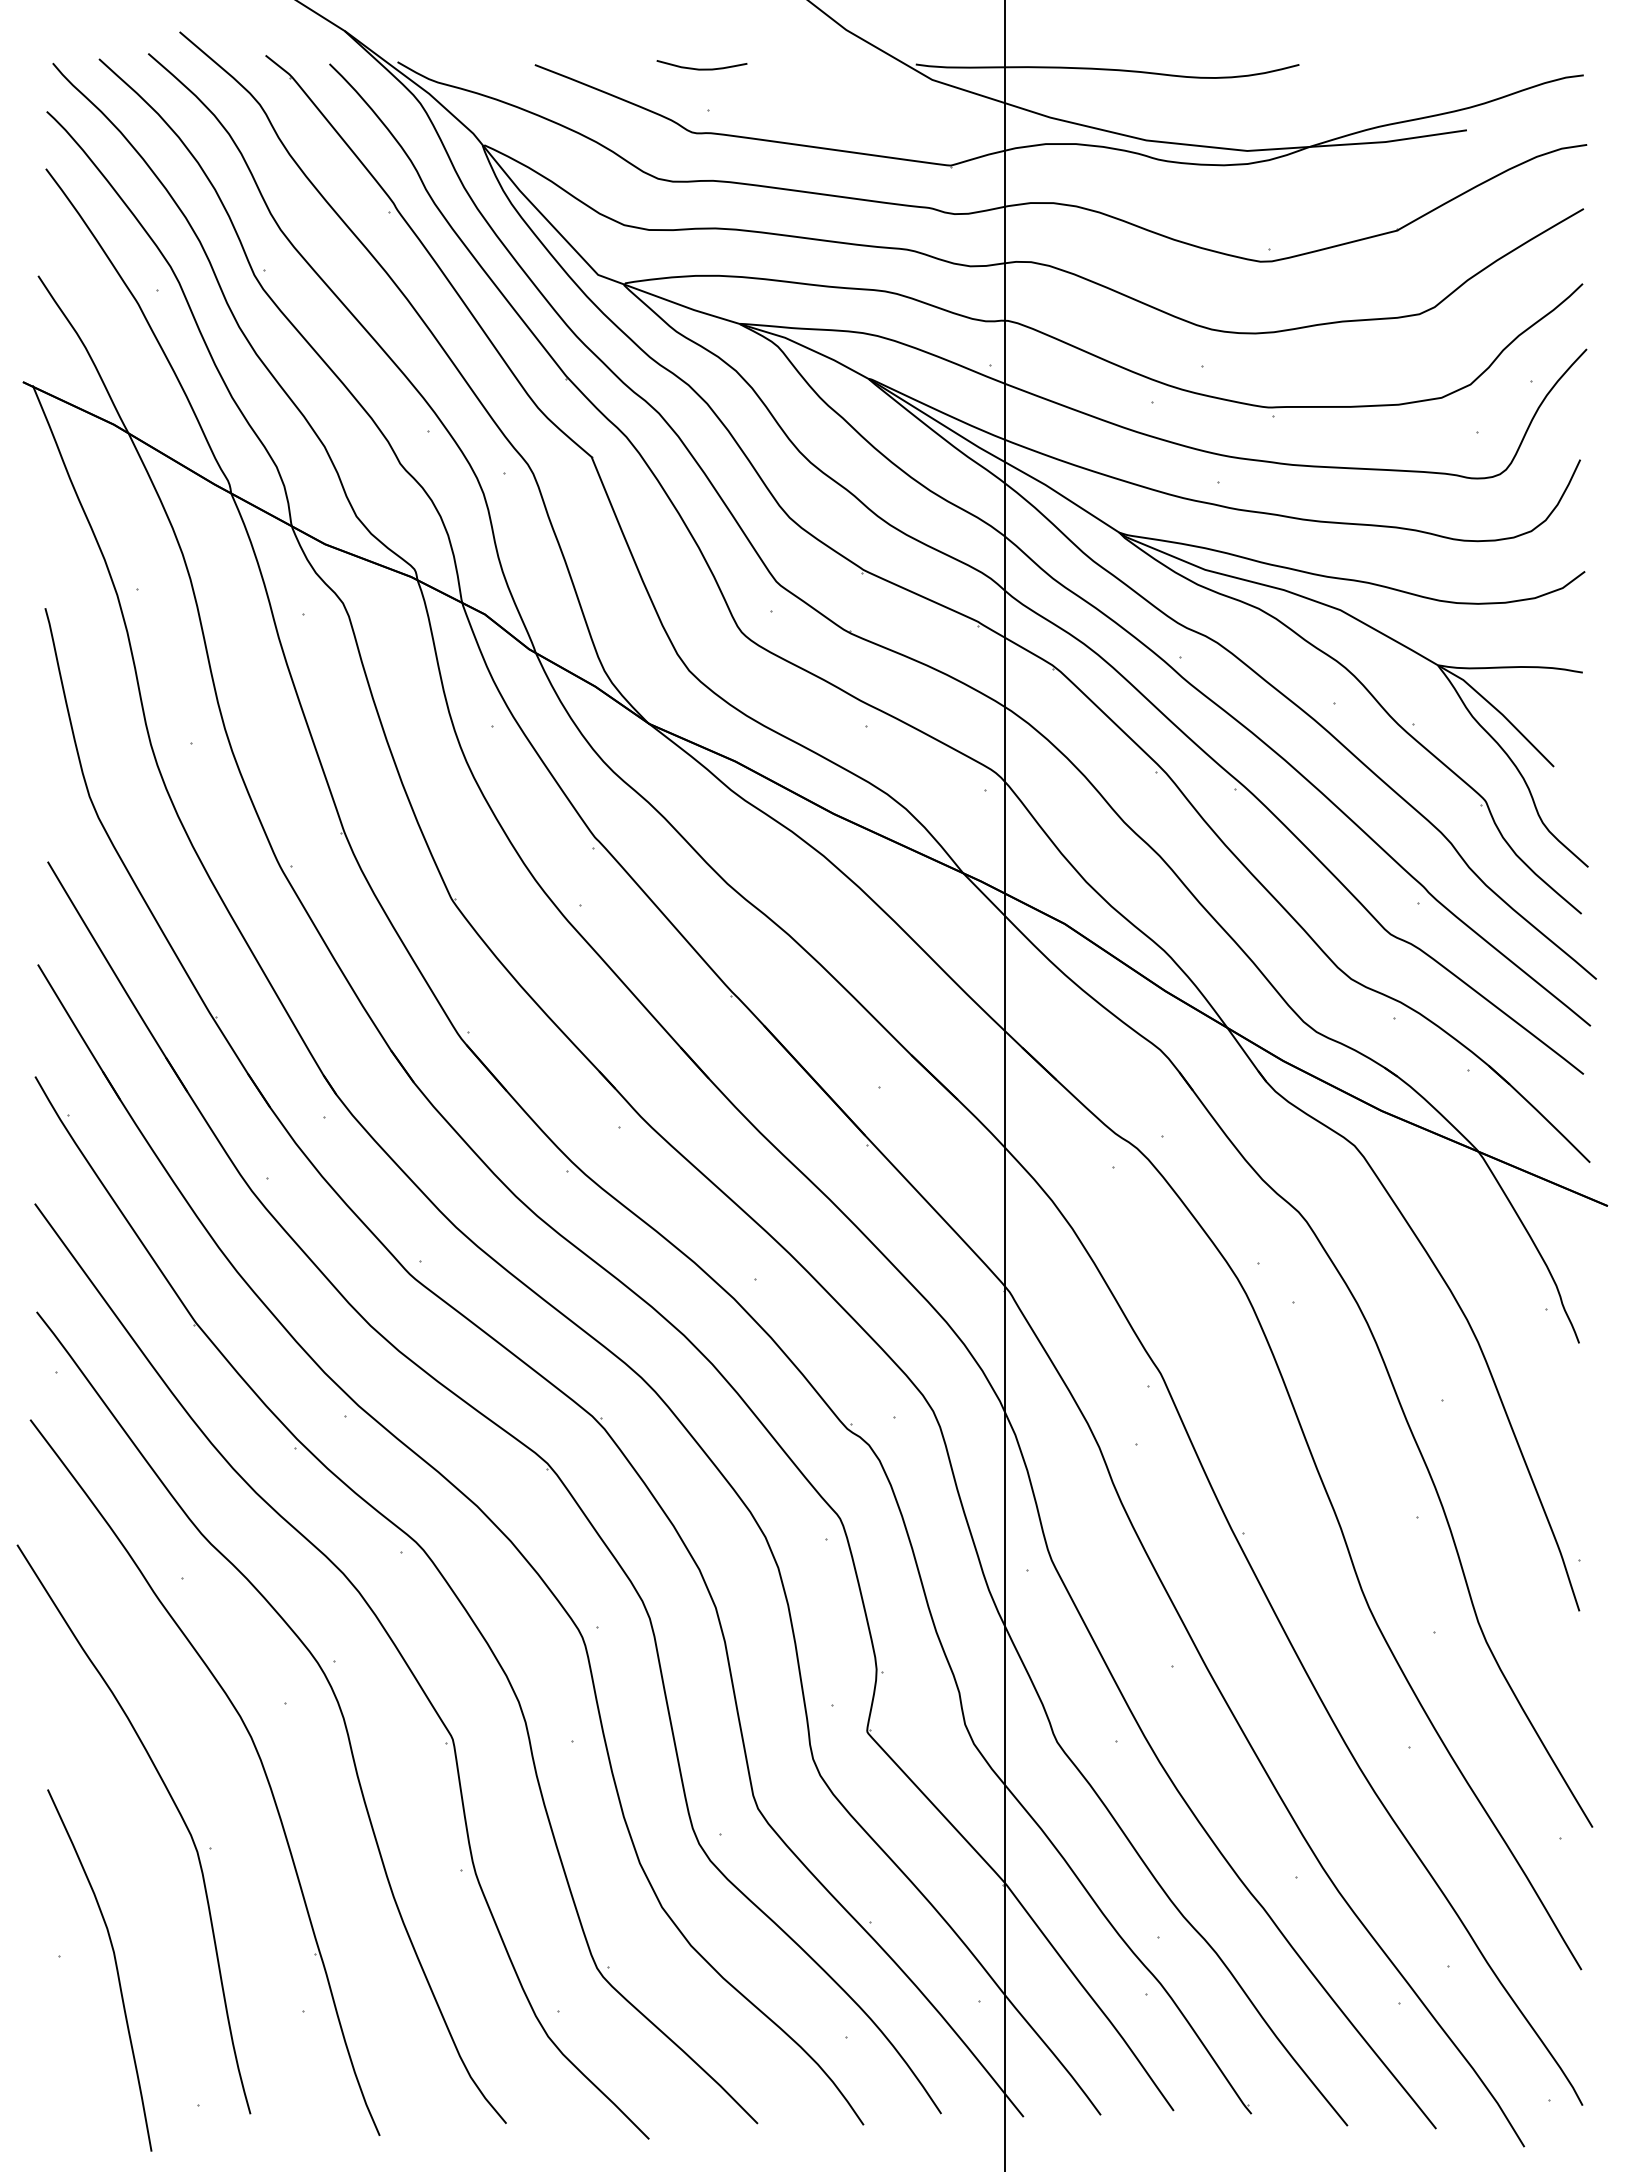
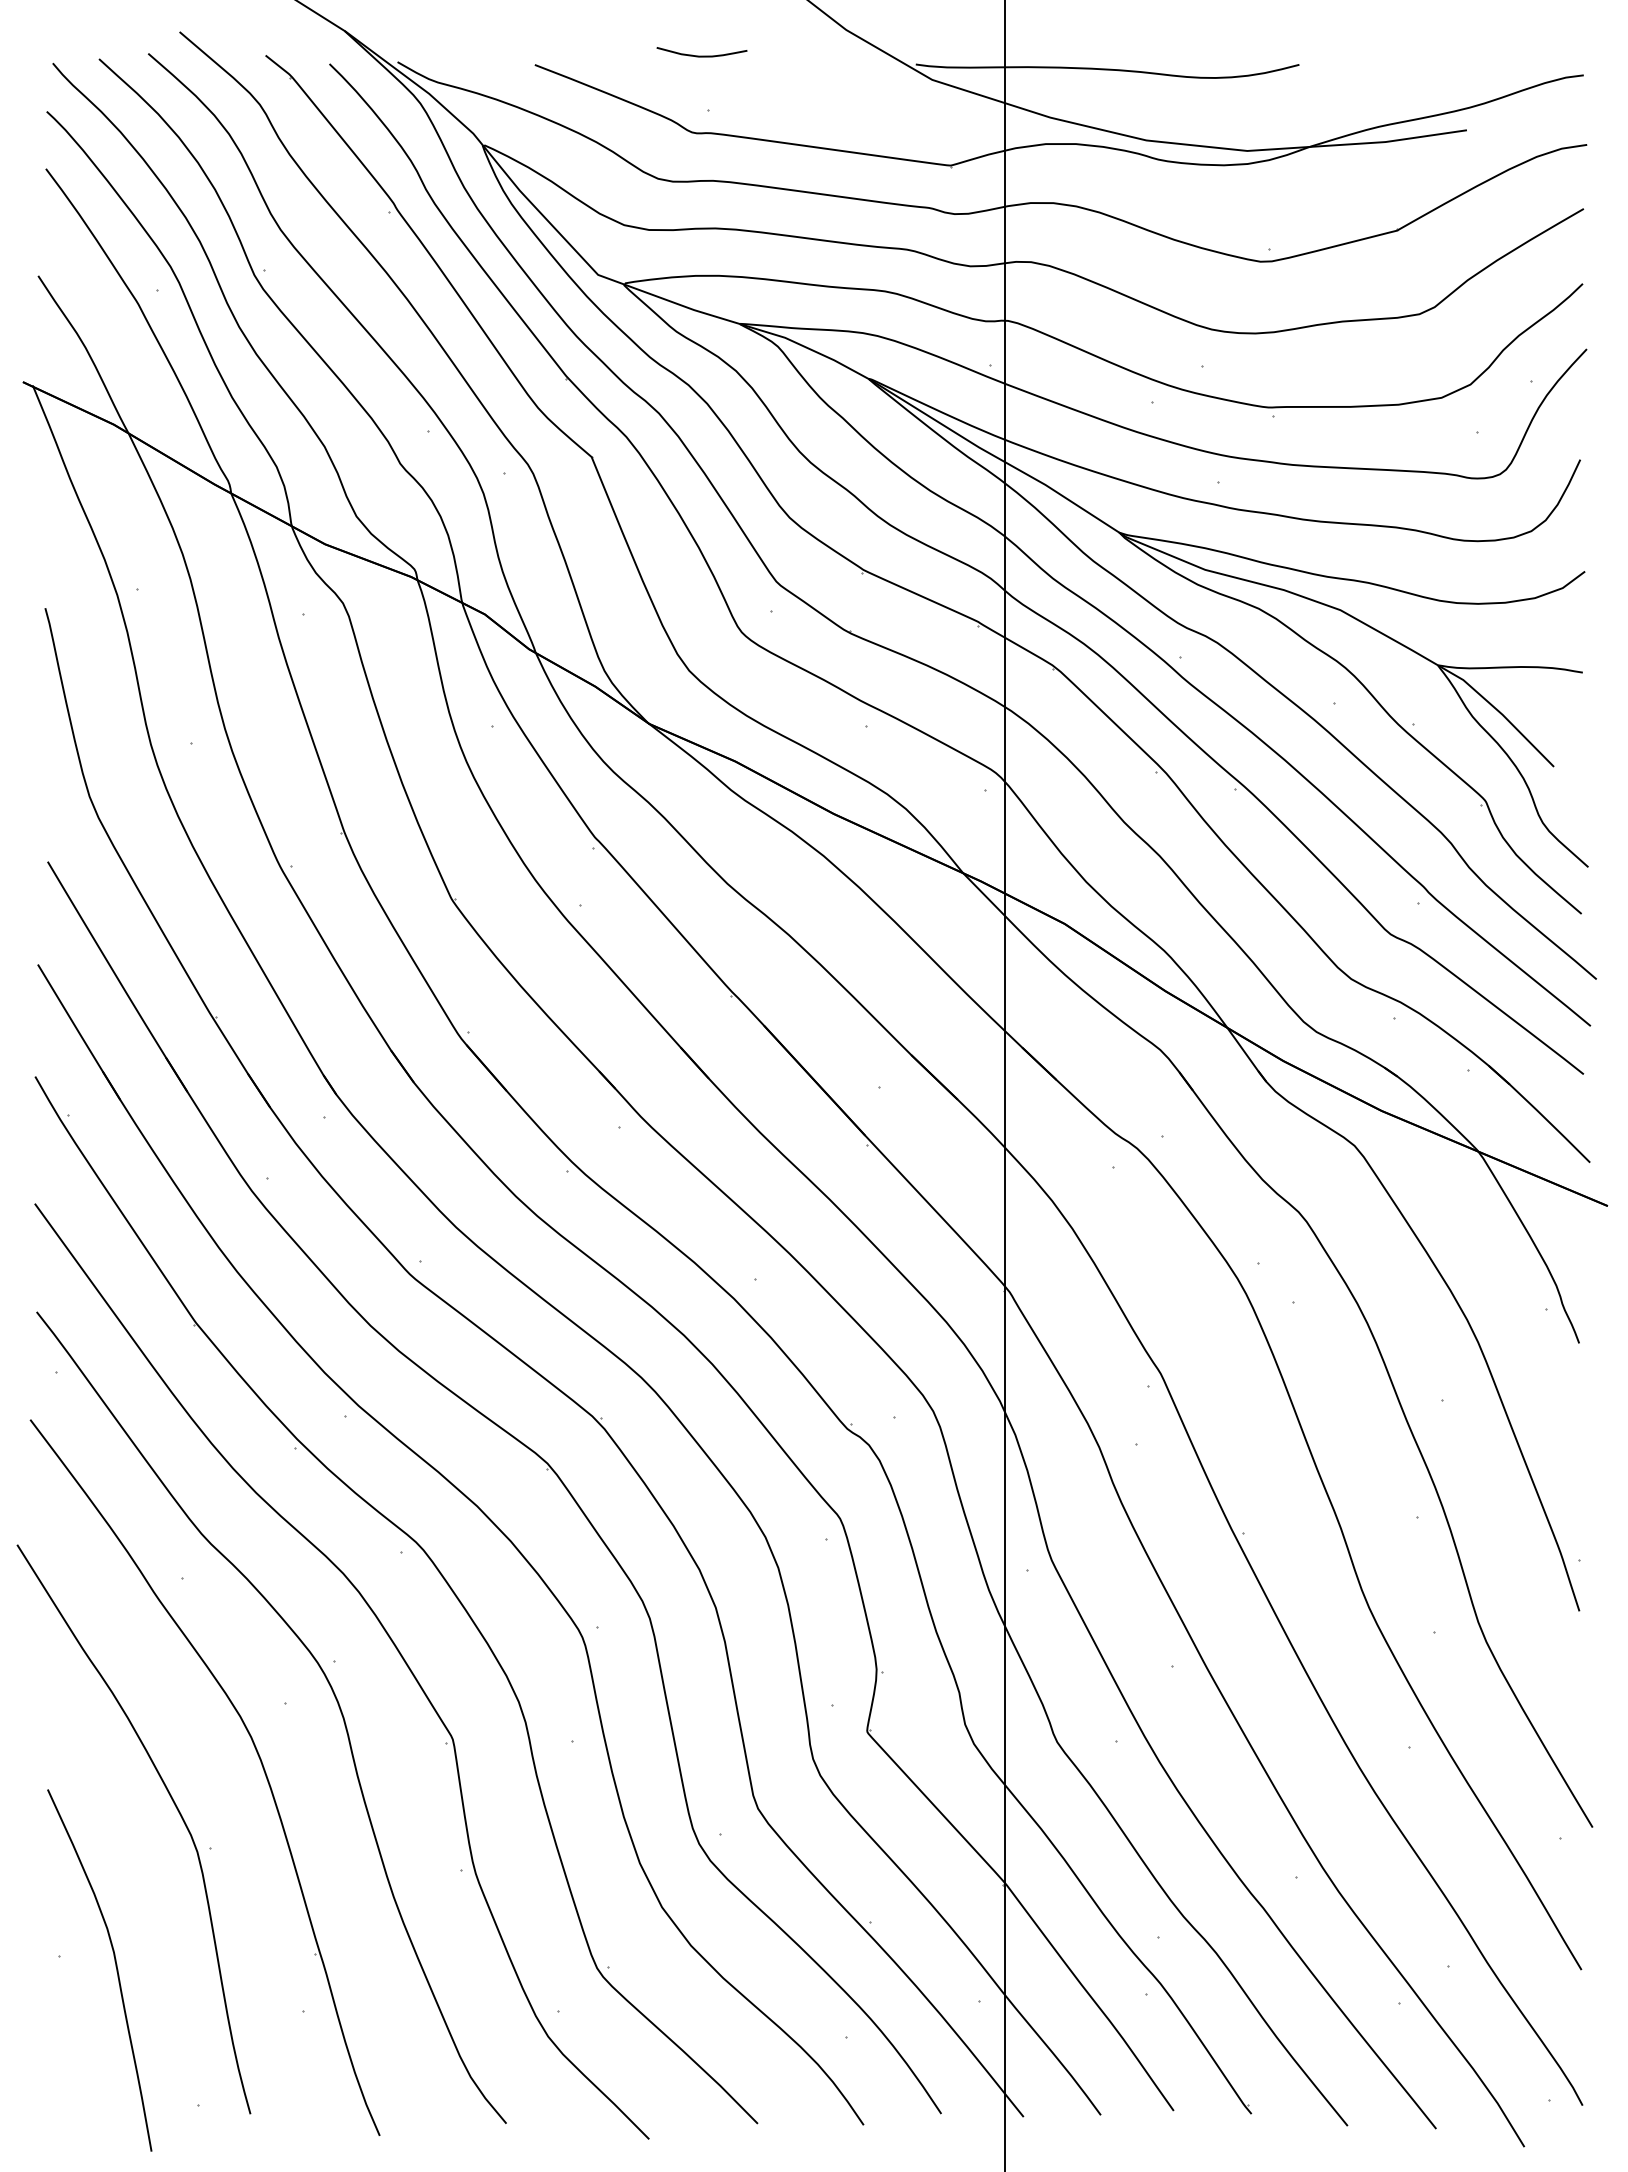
curve position: (701, 68) -> (701, 55) (701, 55)
